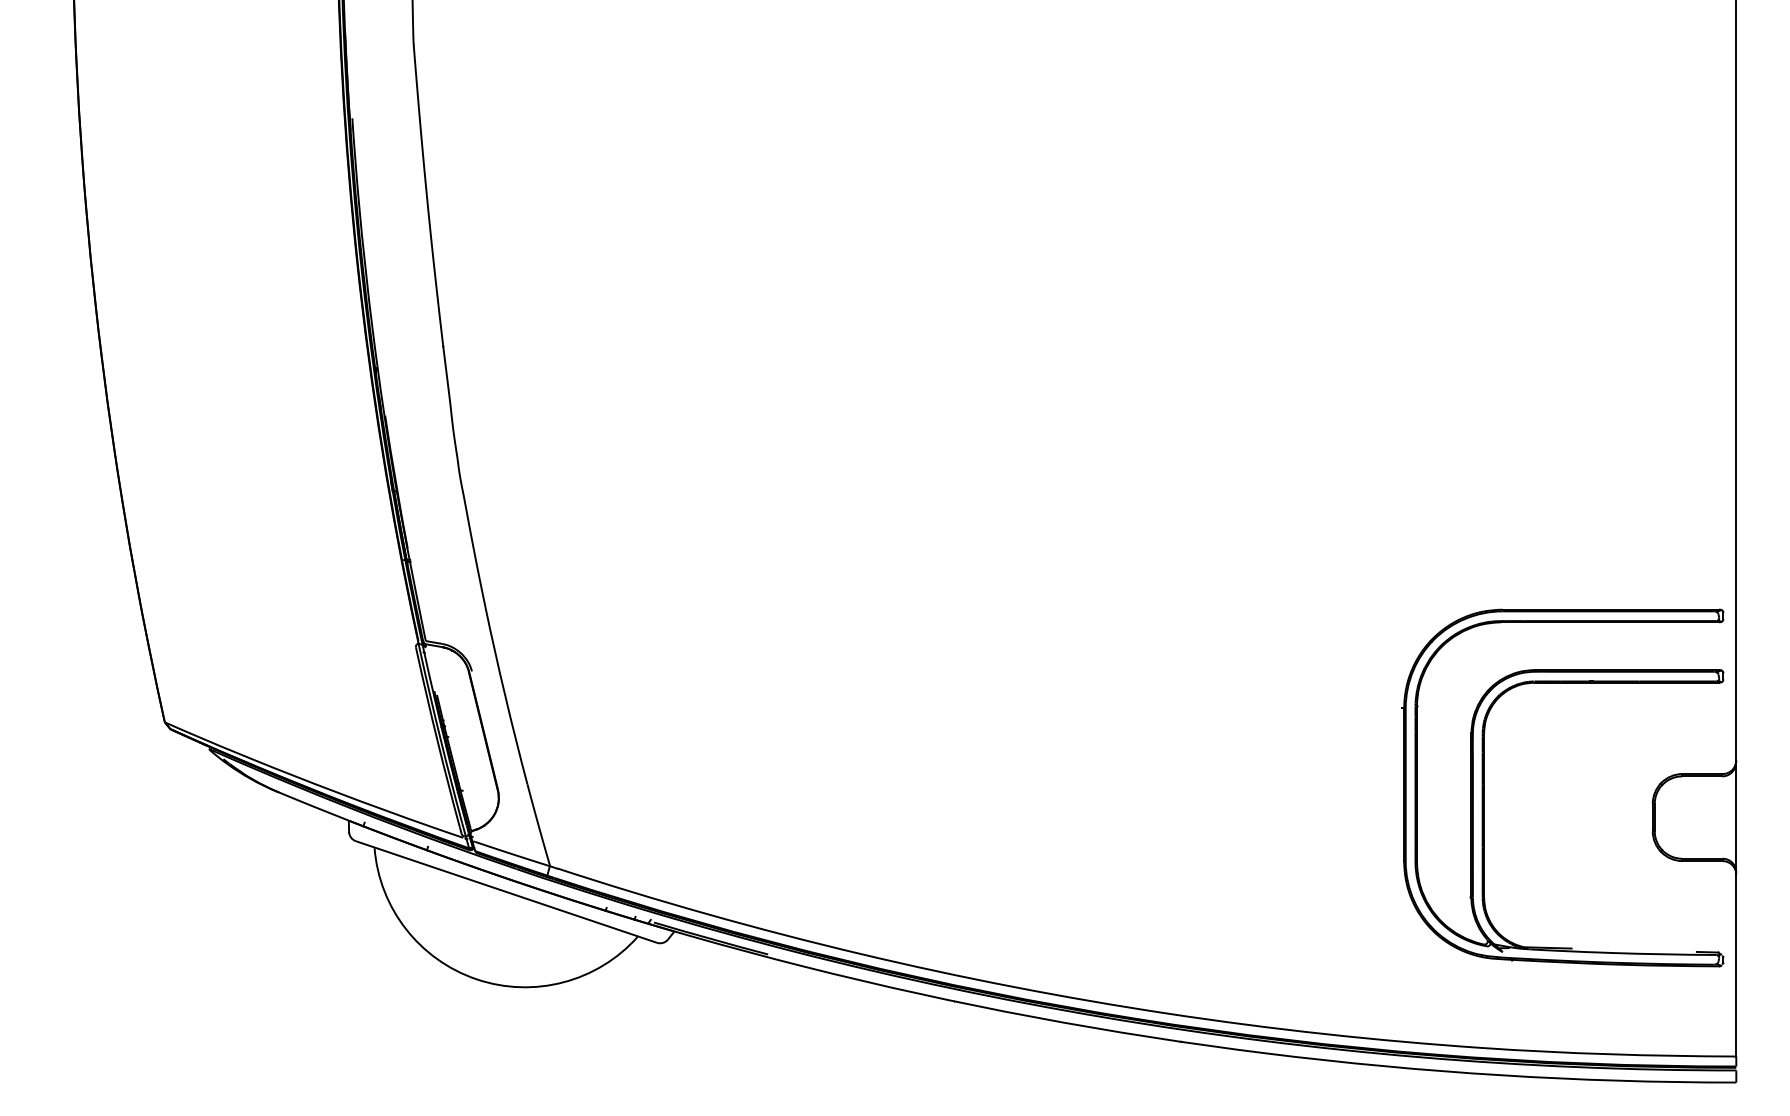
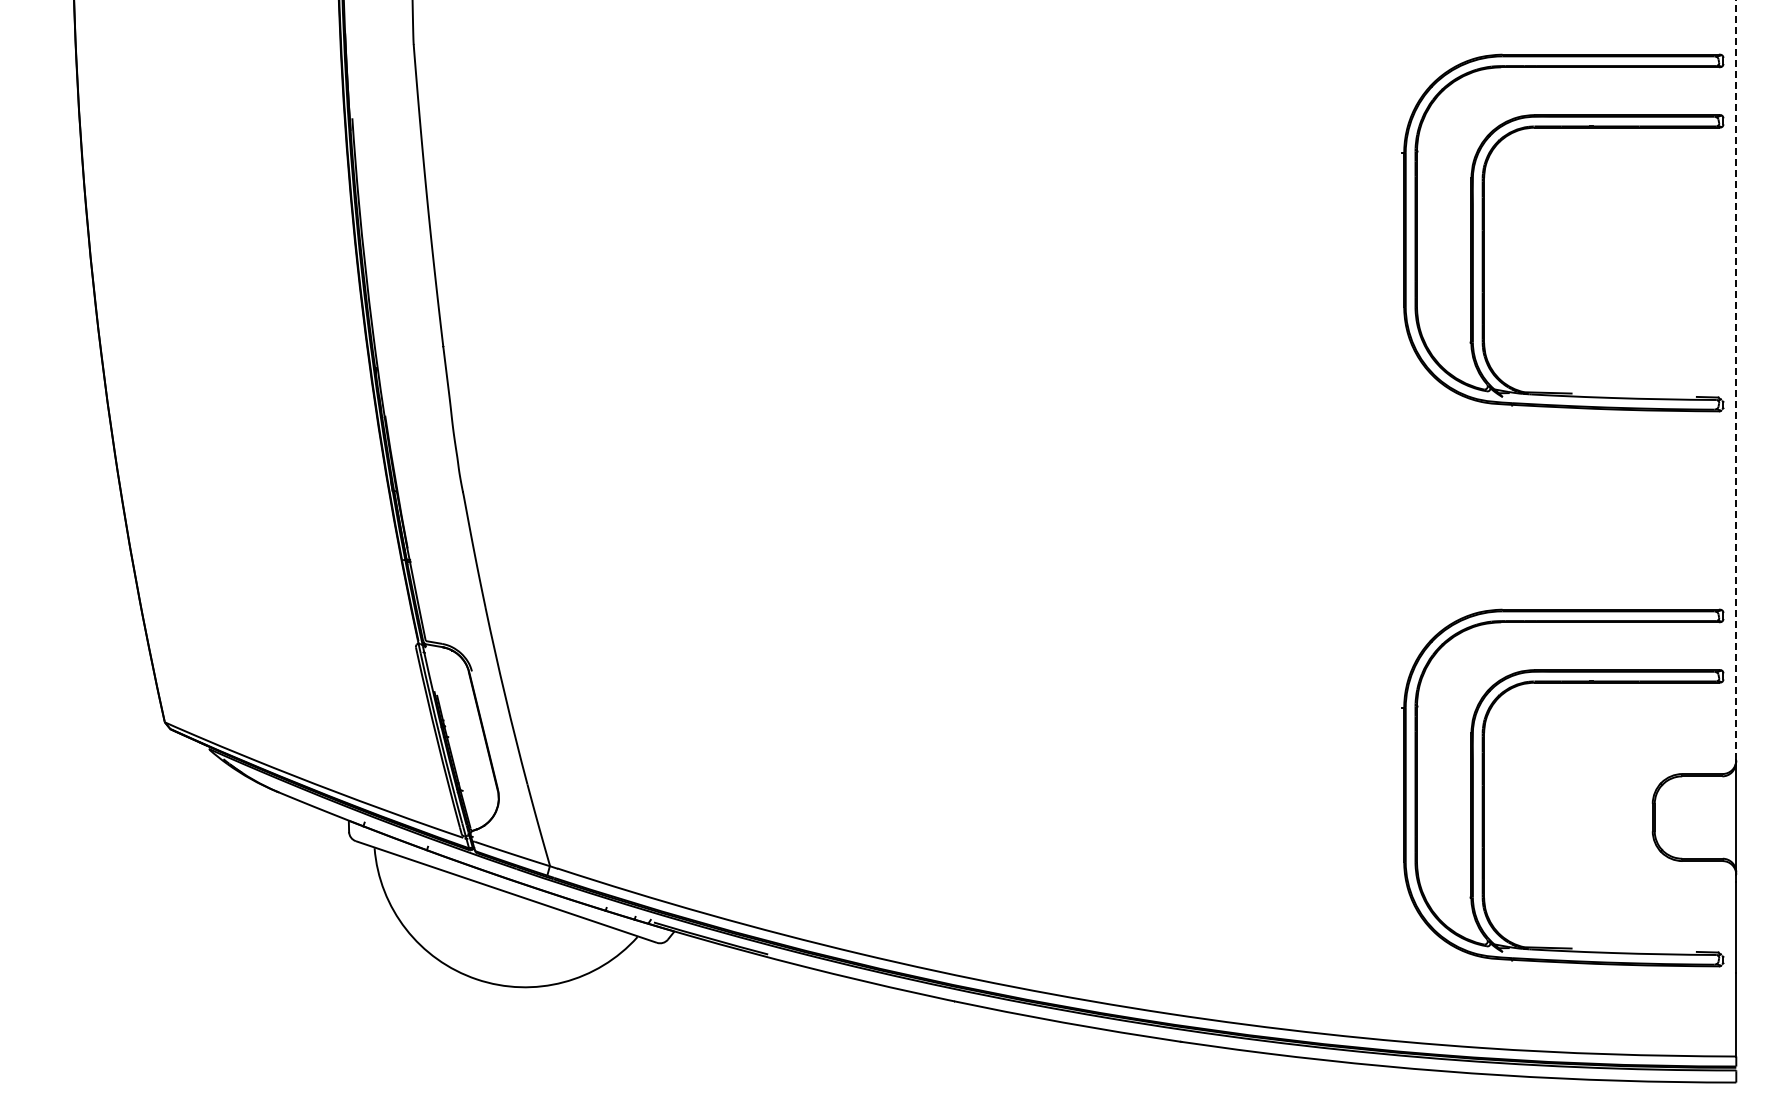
part: none -> present (1484, 232)
line: solid -> dashed (1736, 380)
